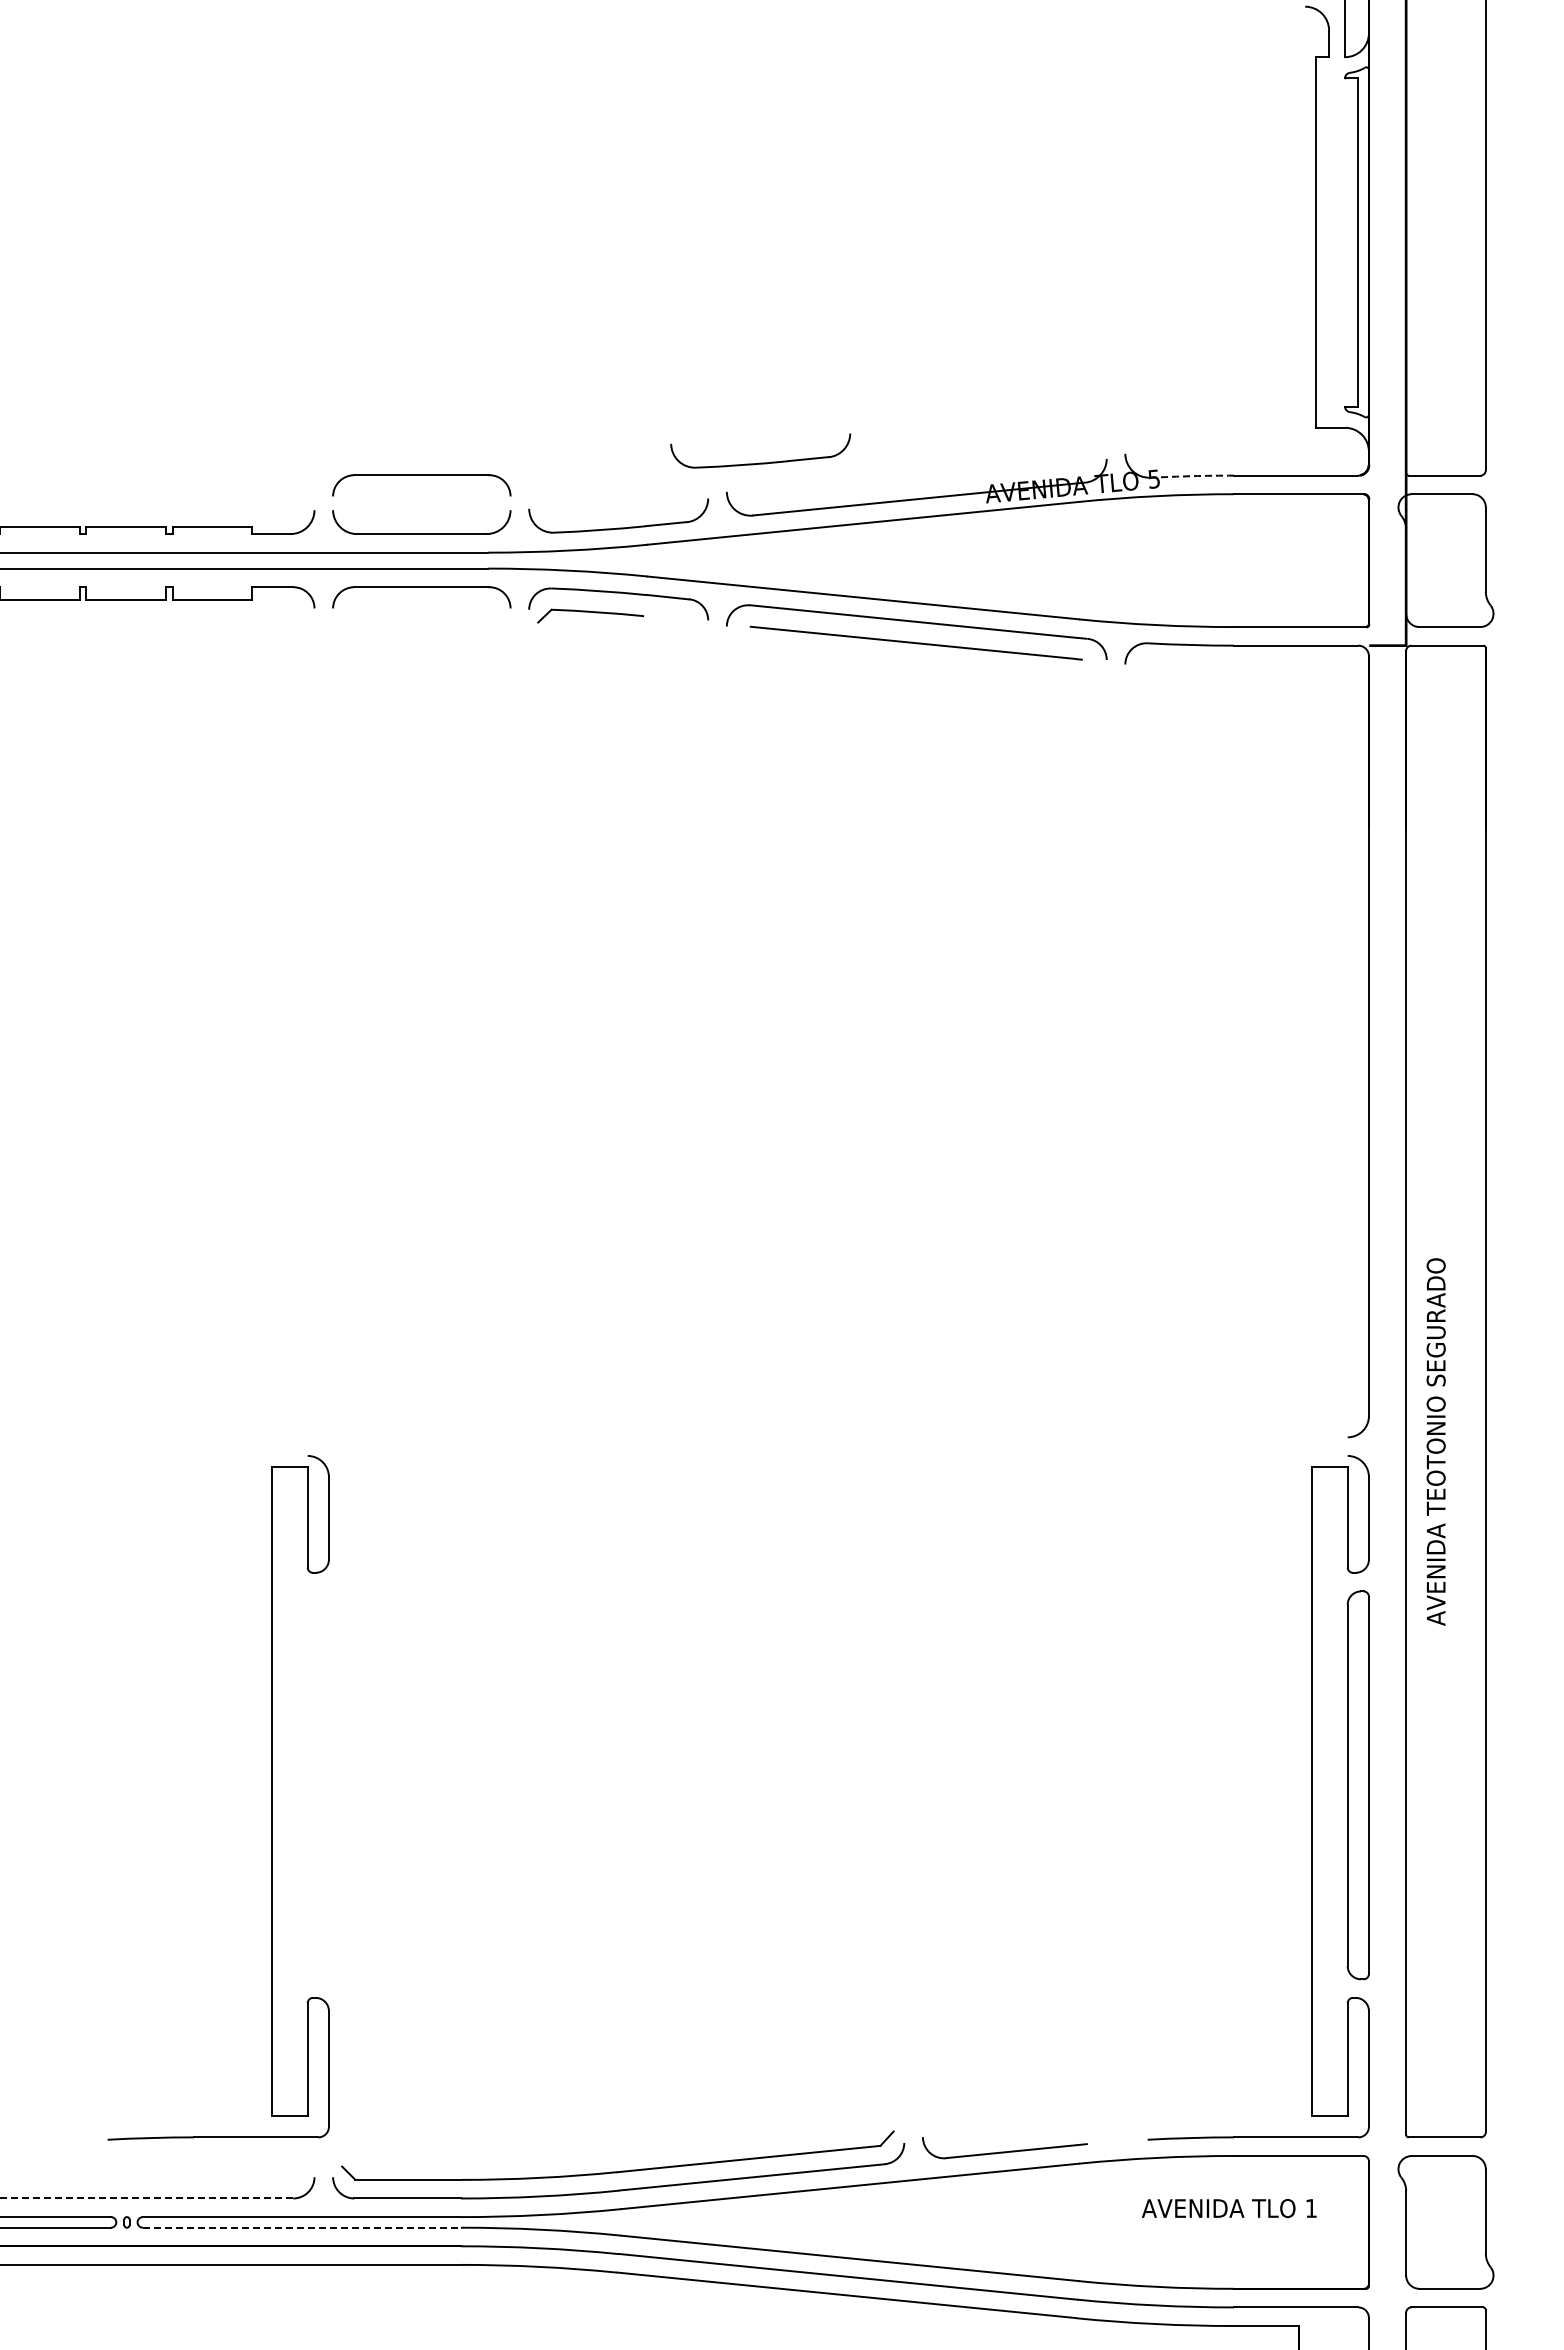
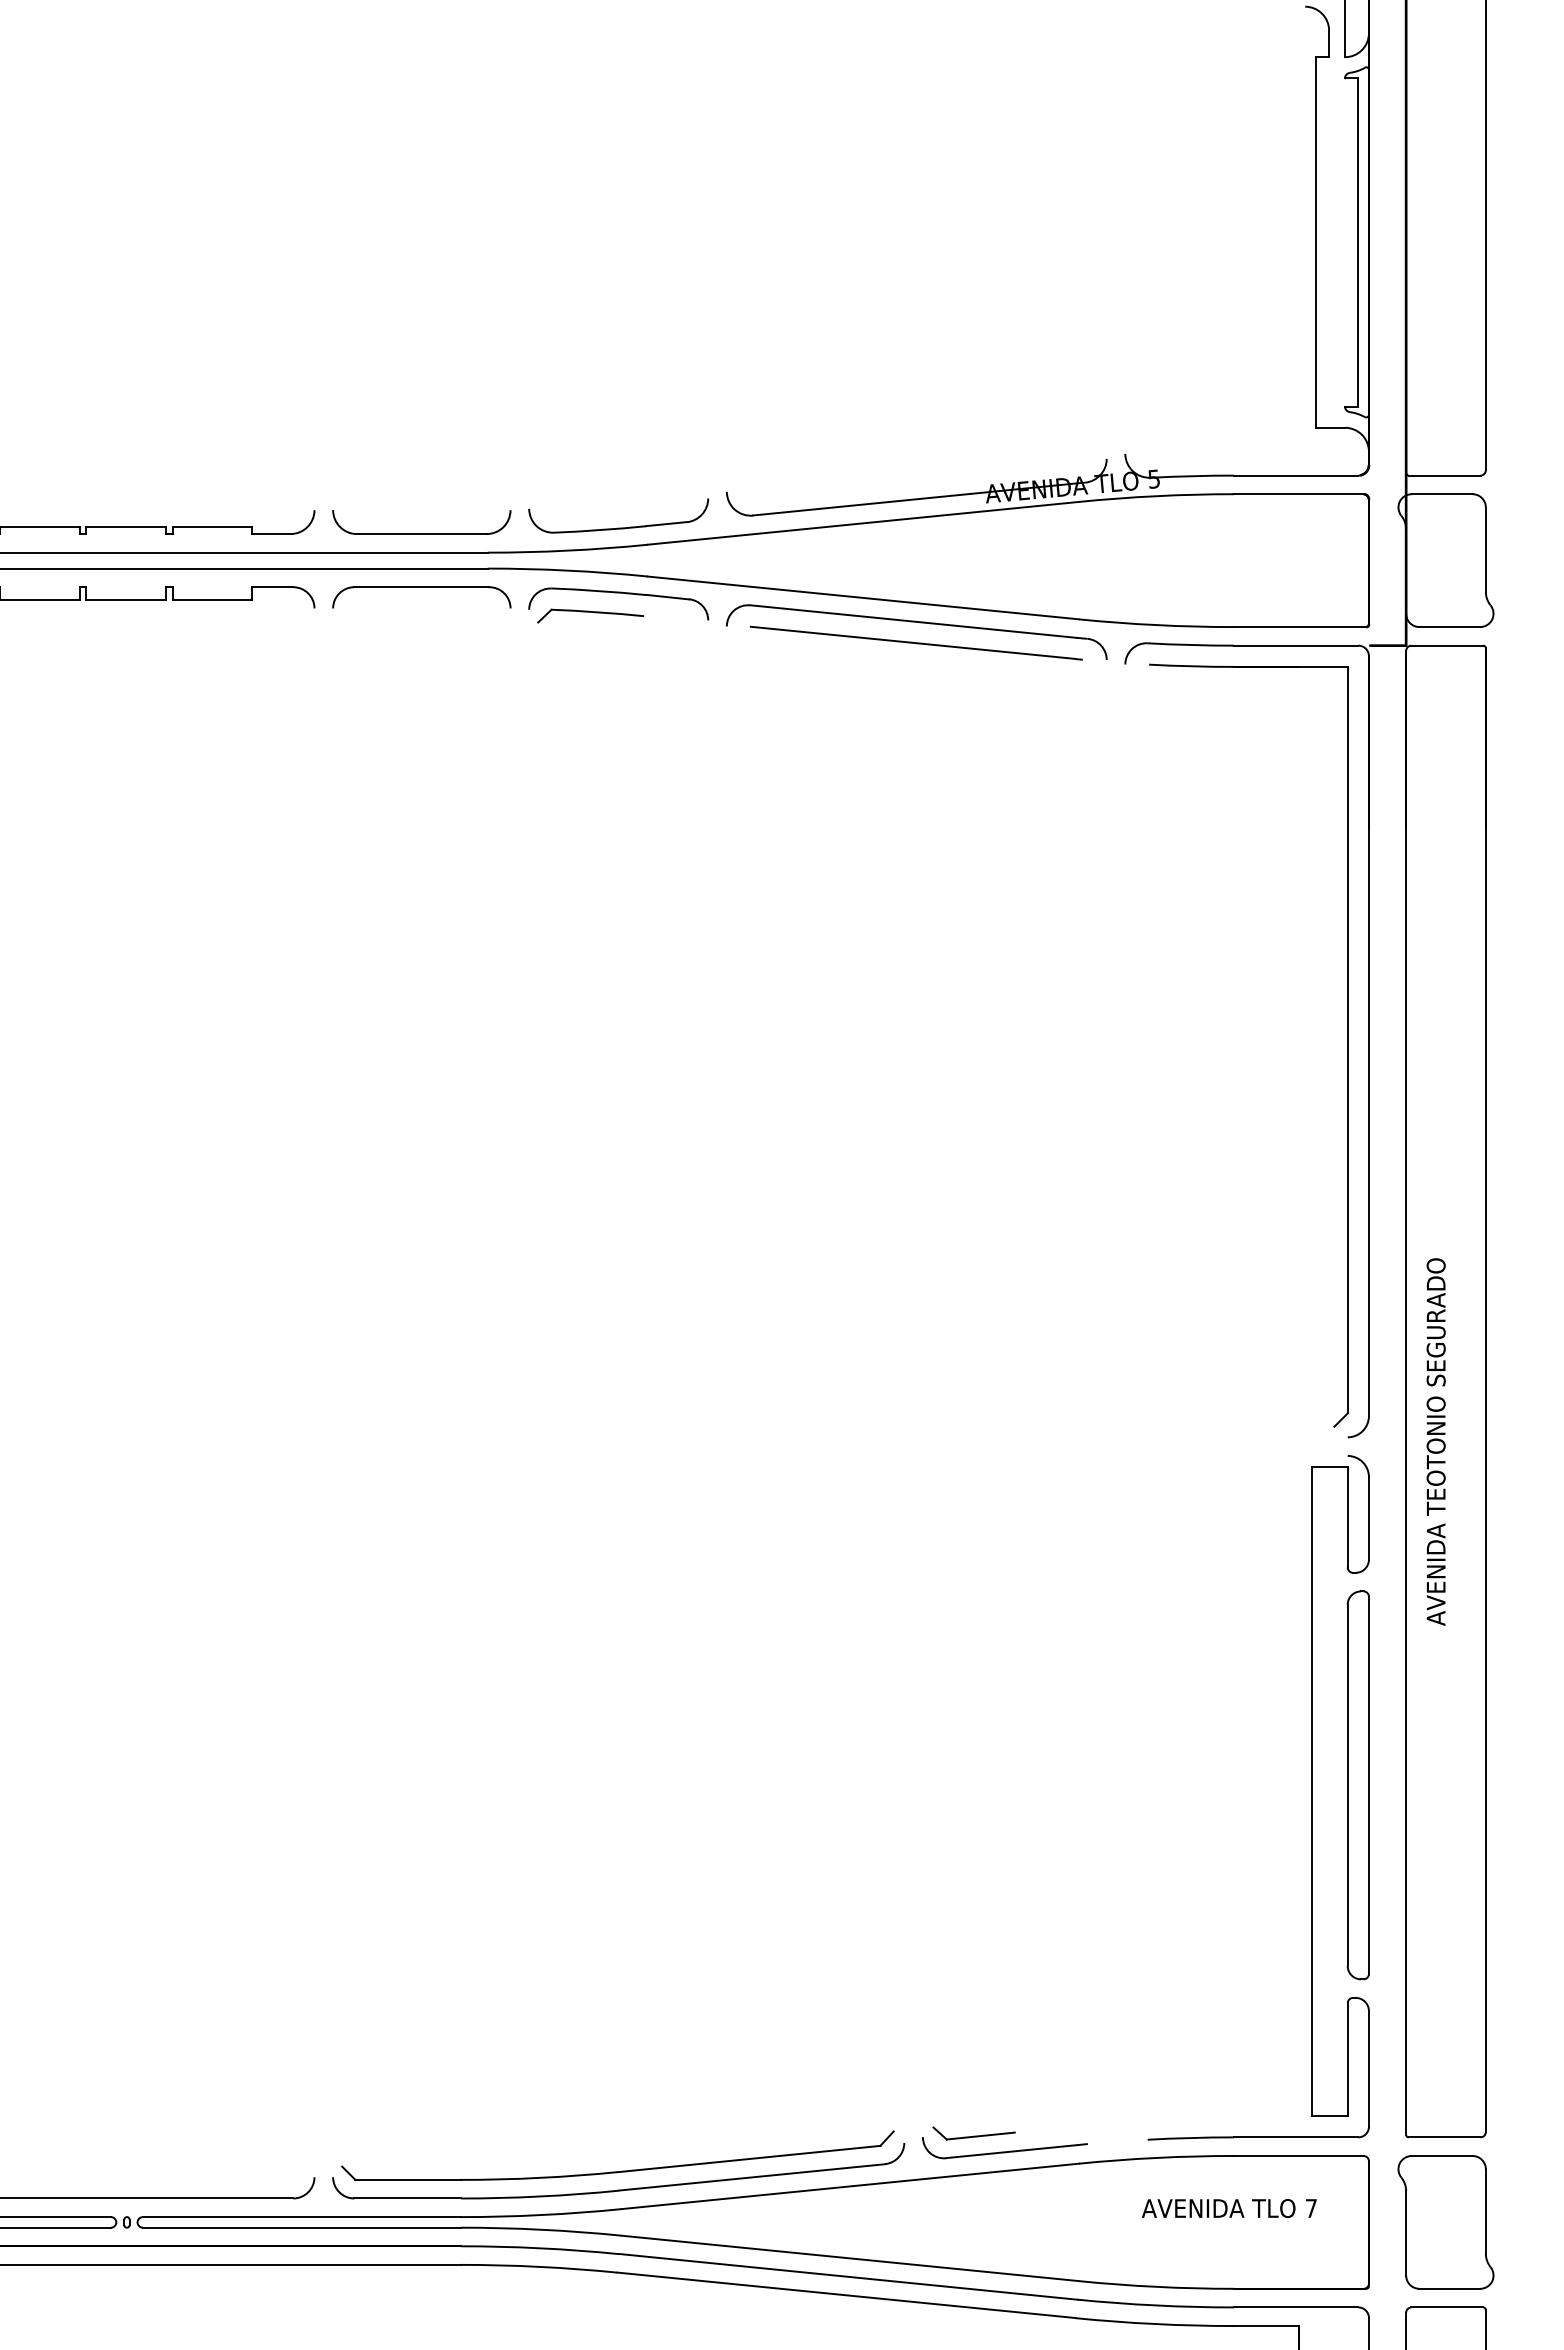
part: present -> none (760, 462)
part: present -> none (421, 475)
arc: dashed -> solid (1192, 476)
part: none -> present (1347, 1045)
part: present -> none (271, 1797)
part: none -> present (973, 2133)
line: dashed -> solid (146, 2198)
text: 1 -> 7 (1311, 2208)
line: dashed -> solid (302, 2227)
